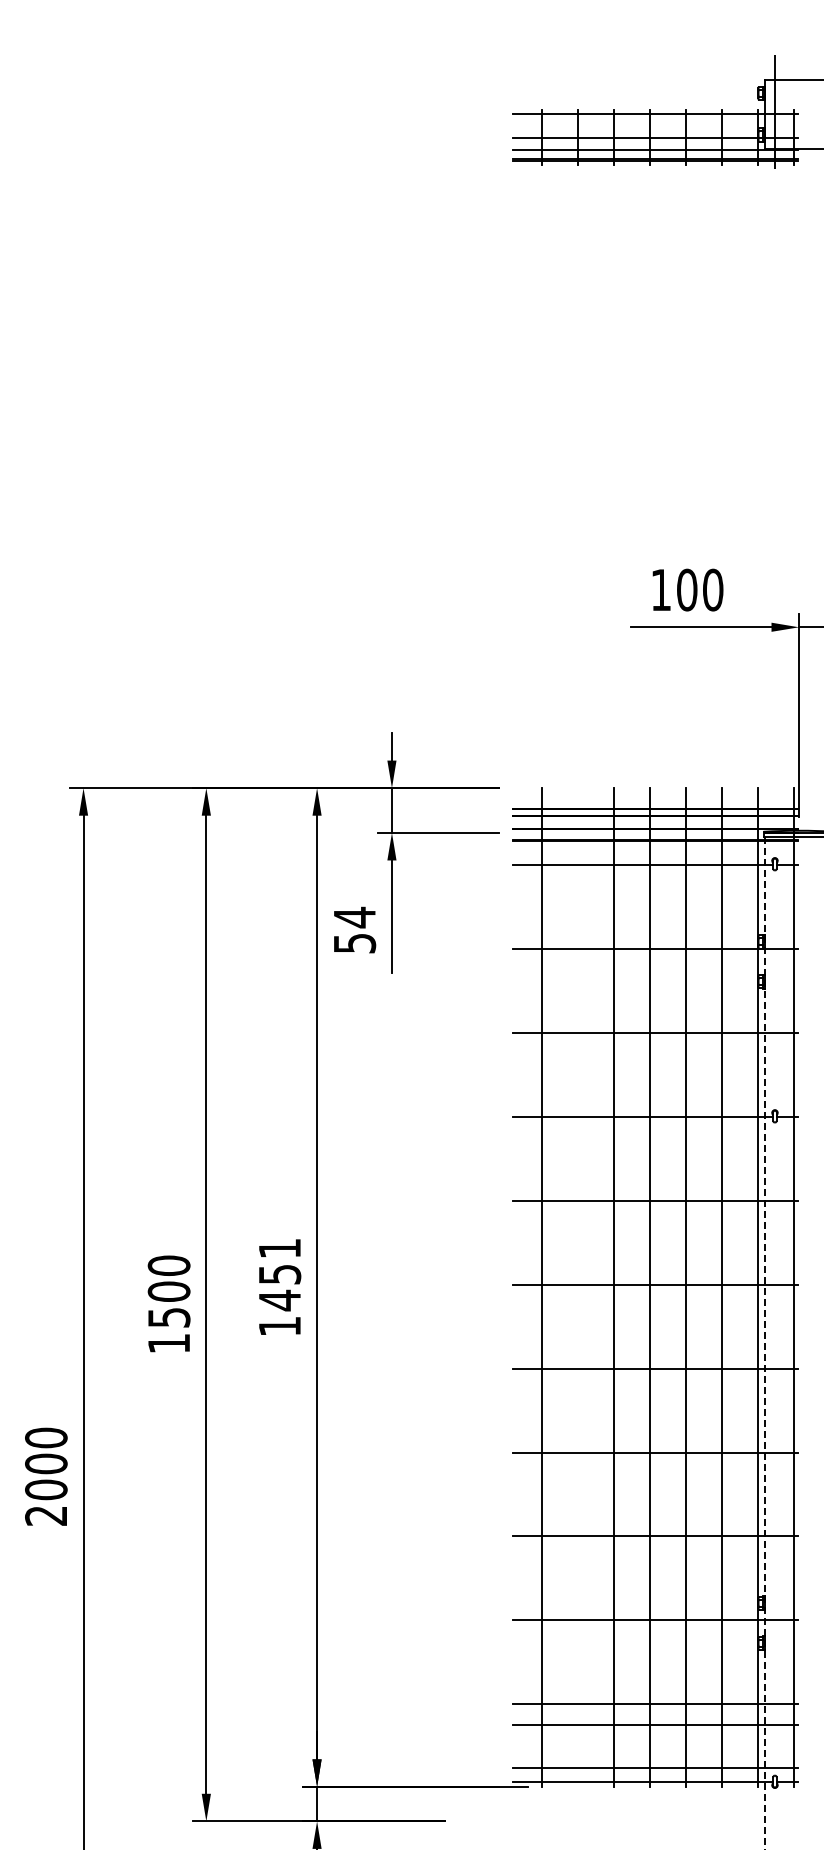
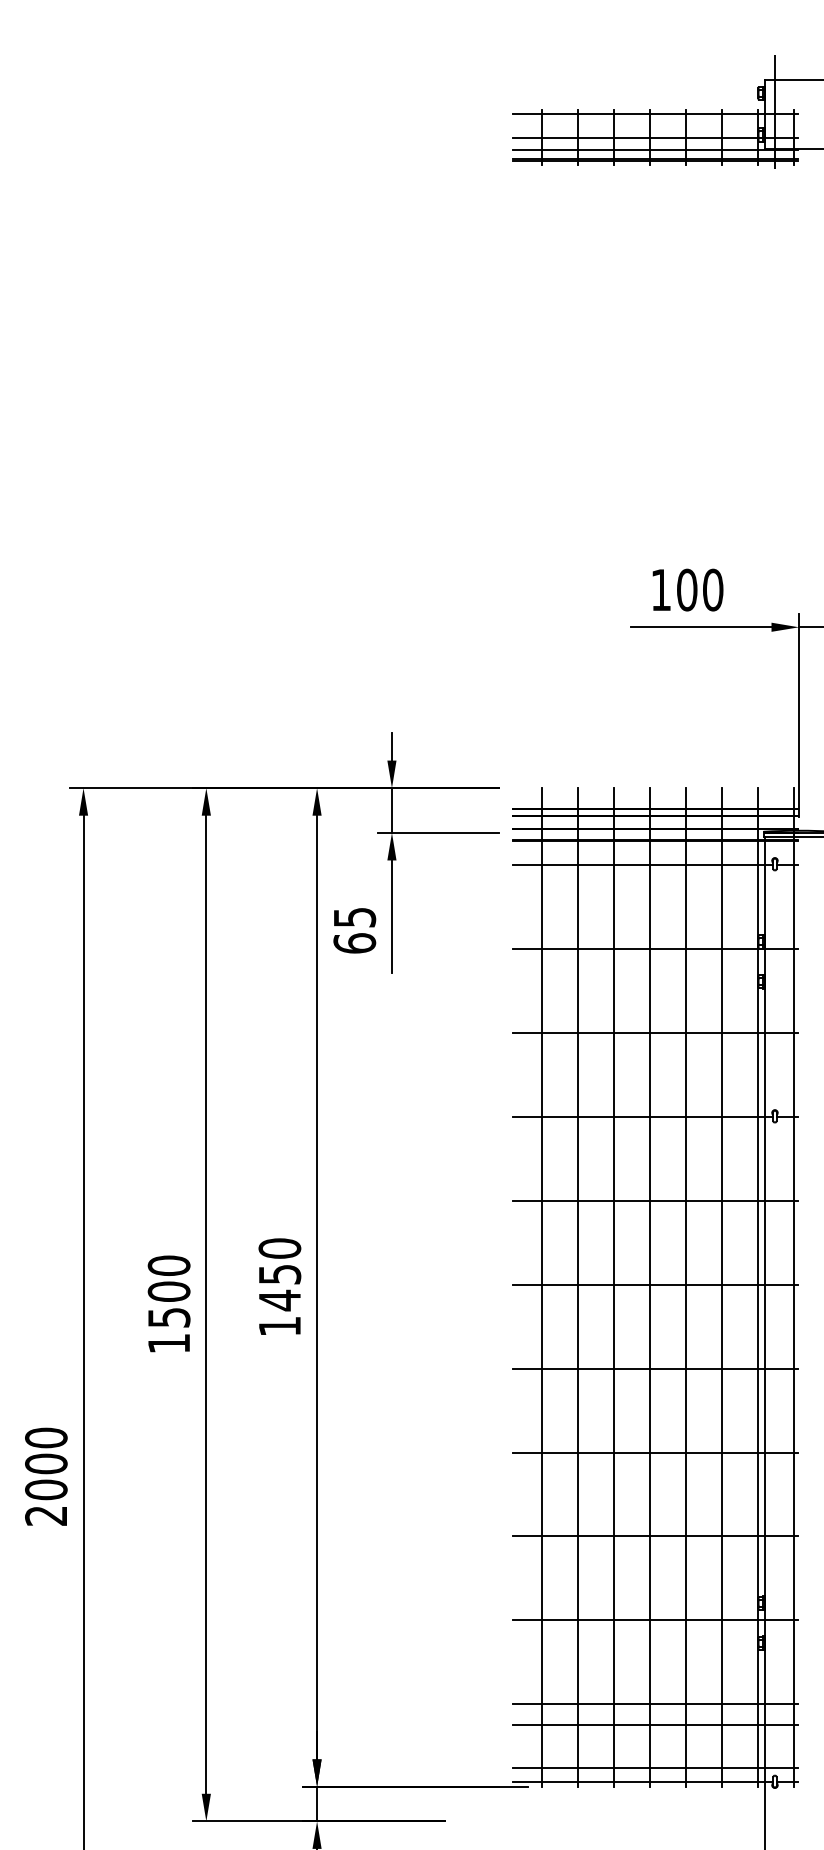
text: 54 -> 65 (354, 929)
text: 1451 -> 1450 (279, 1248)
line: none -> present (578, 1287)
line: dashed -> solid (764, 1343)
